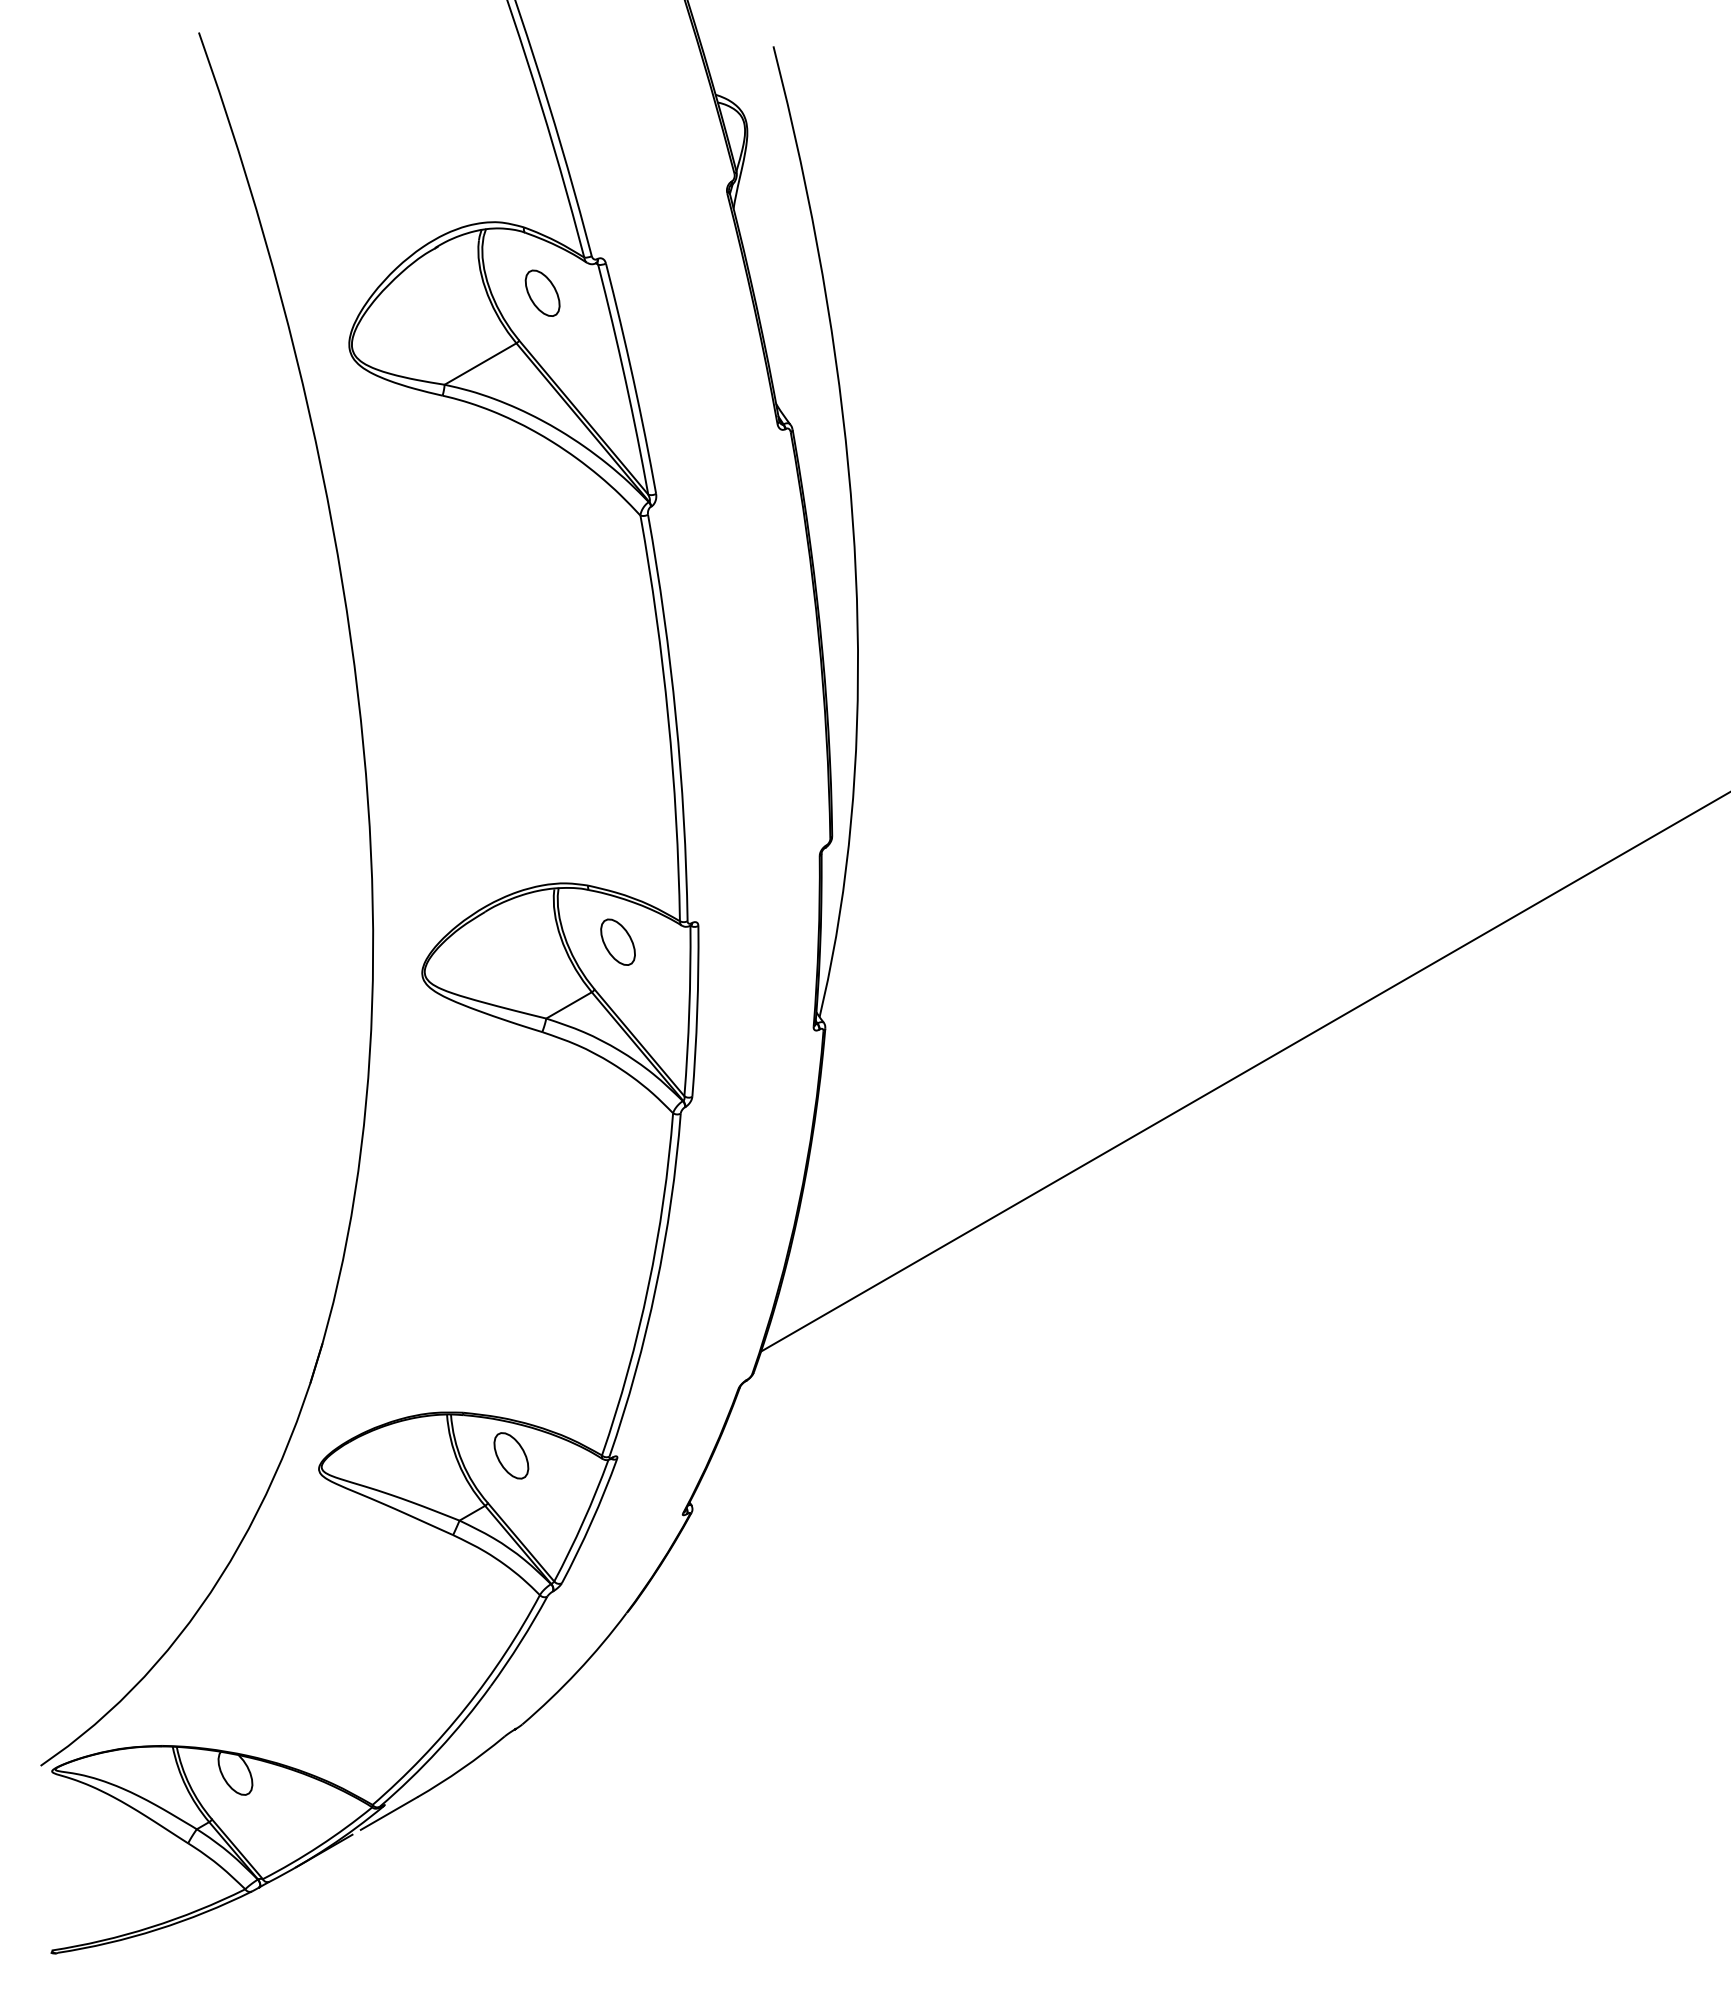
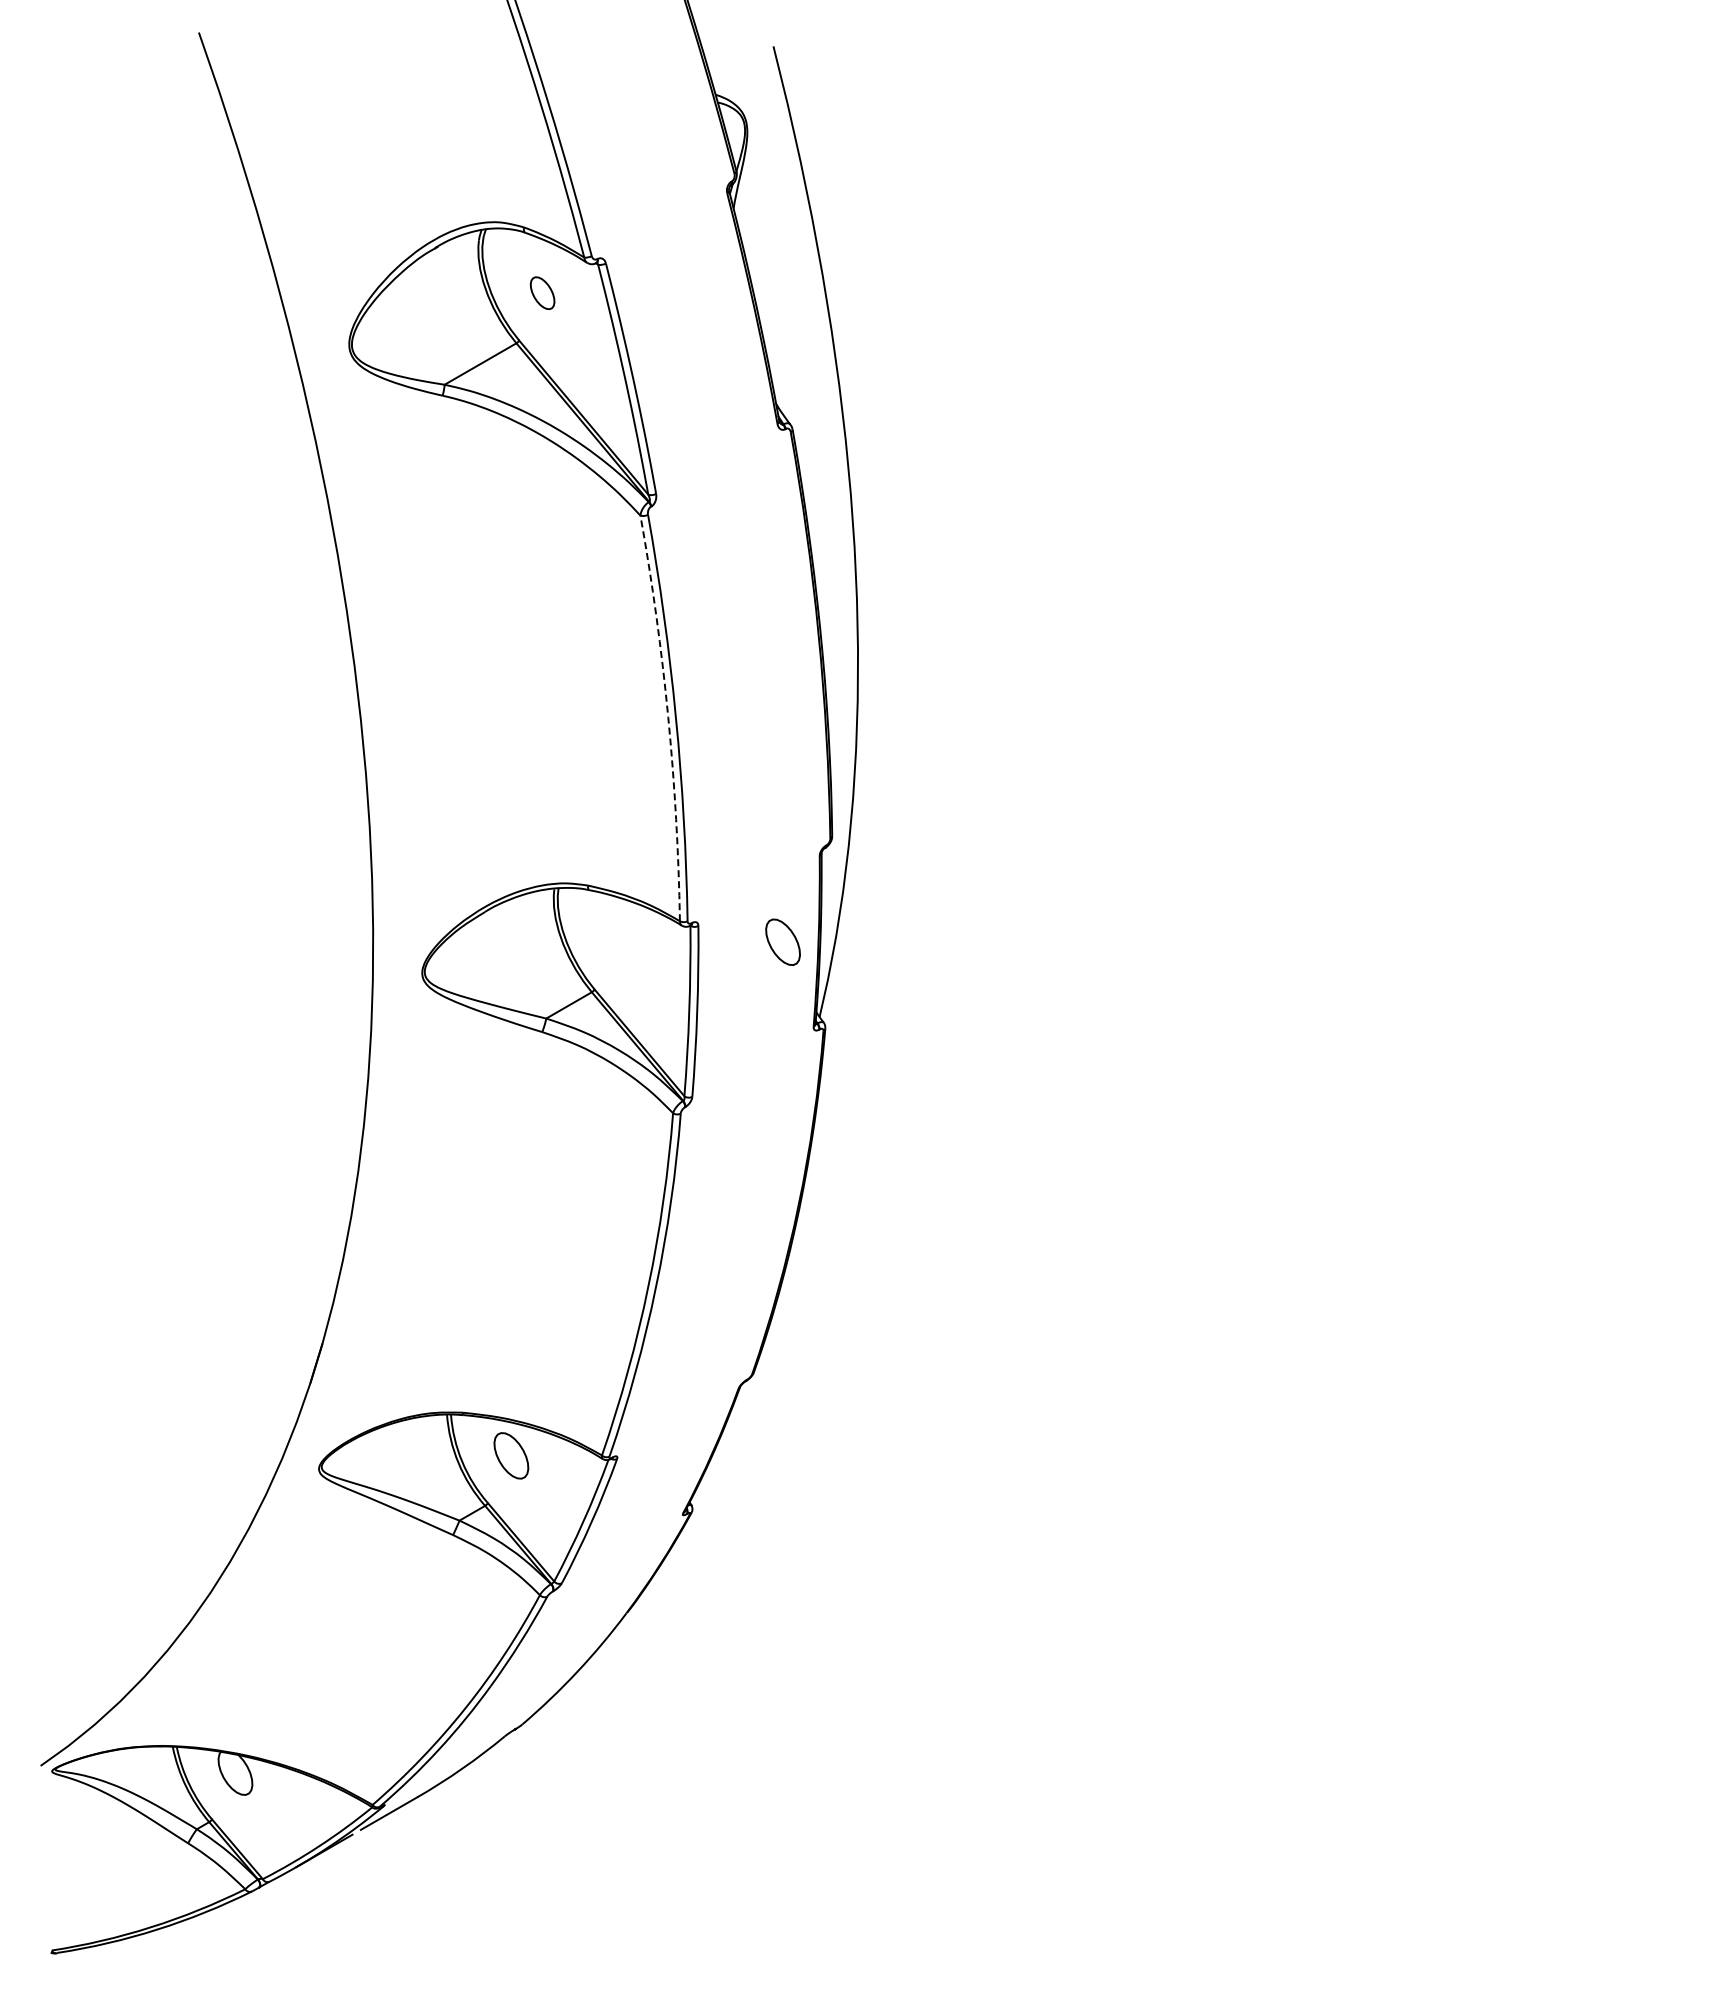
part size: 37x48 px -> 27x35 px (542, 293)
arc: solid -> dashed (668, 717)
part position: (617, 941) -> (782, 941) (782, 941)
line: present -> none (1244, 1072)
